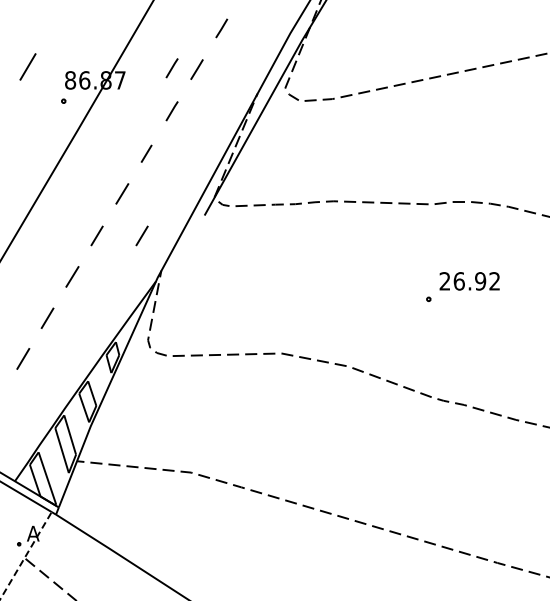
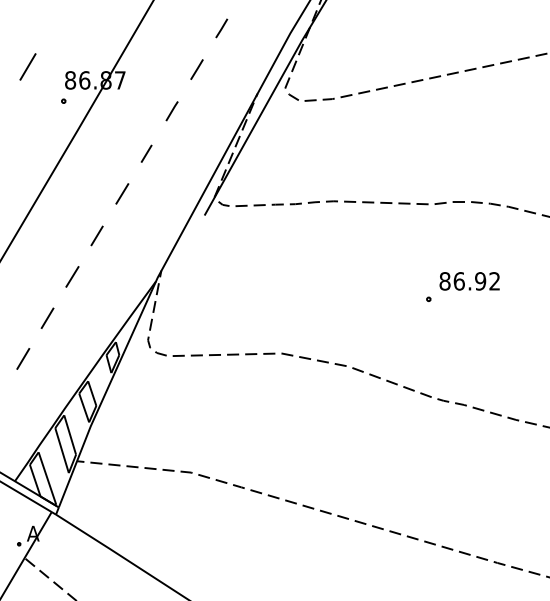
line: present -> none (171, 68)
line: present -> none (141, 235)
text: 26.92 -> 86.92 (444, 281)
line: dashed -> solid (26, 555)
